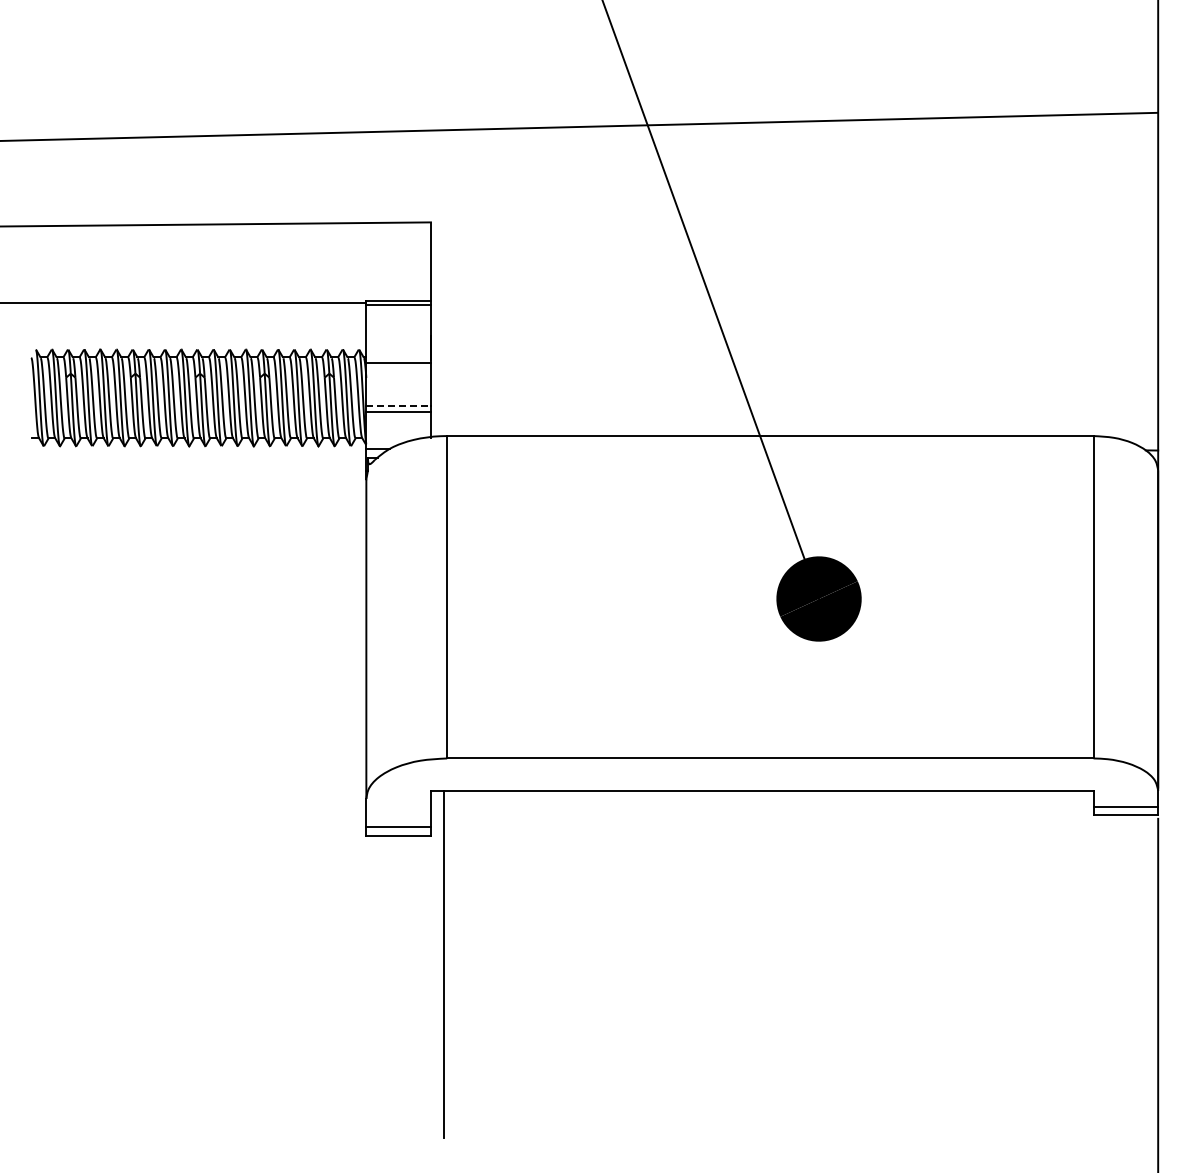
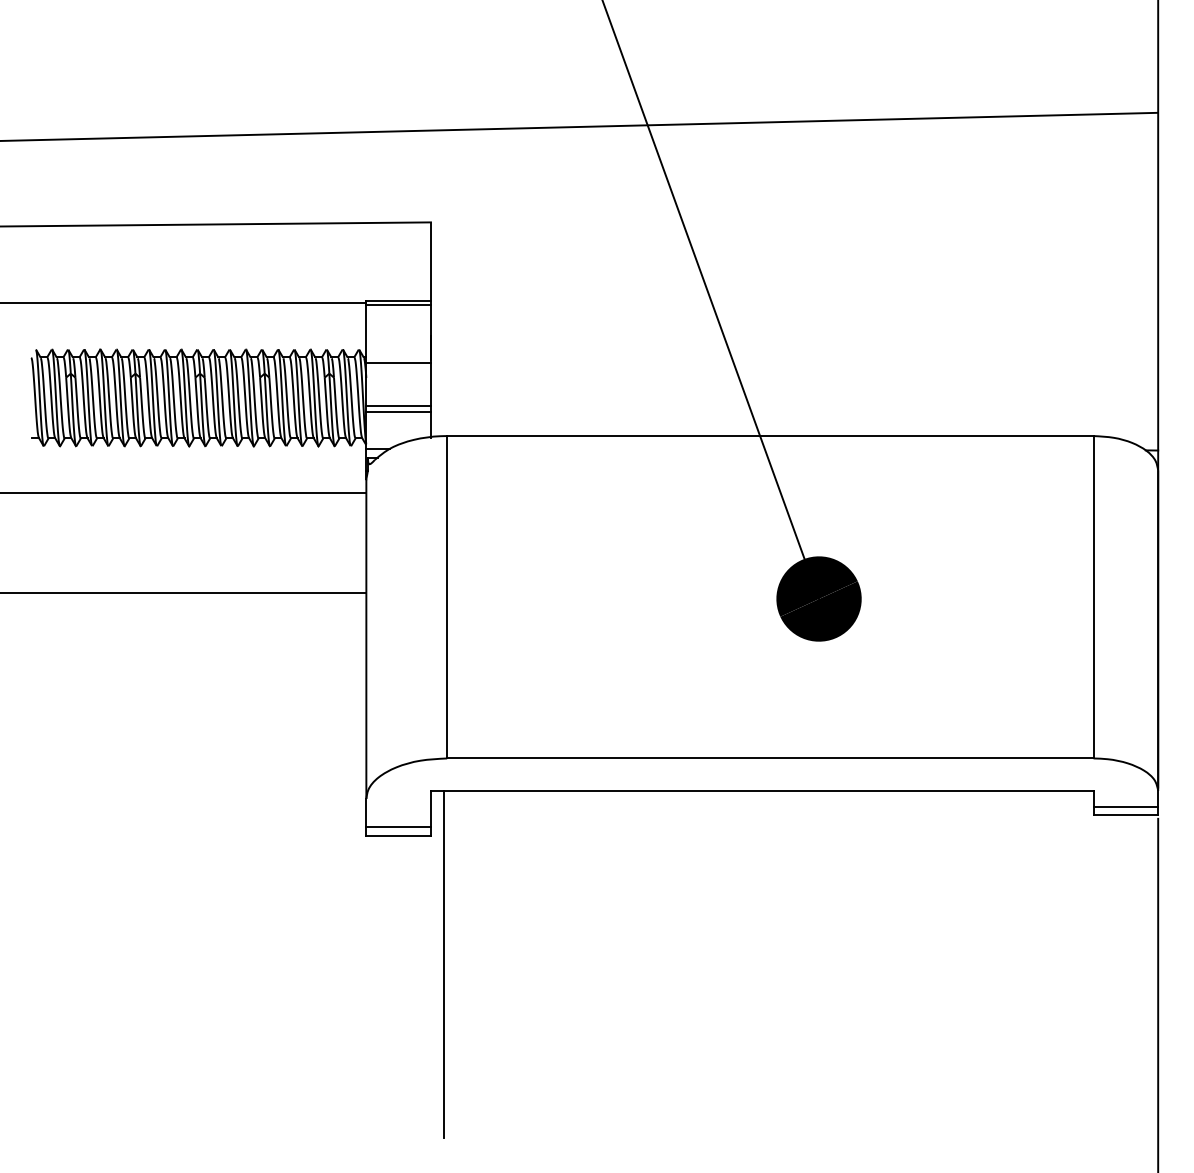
line: dashed -> solid (399, 405)
line: none -> present (184, 493)
line: none -> present (184, 593)
